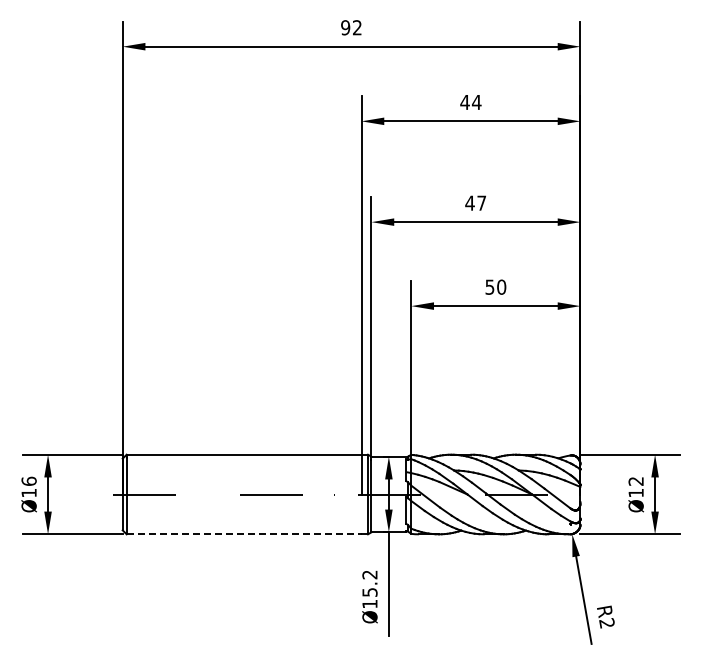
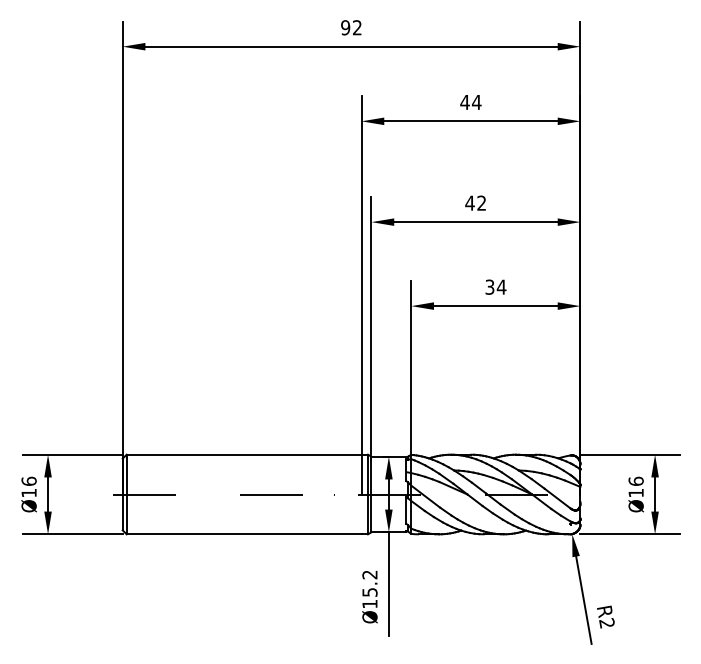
text: 47 -> 42 (481, 202)
text: 50 -> 34 (496, 286)
text: Ø12 -> Ø16 (635, 480)
line: dashed -> solid (244, 534)
